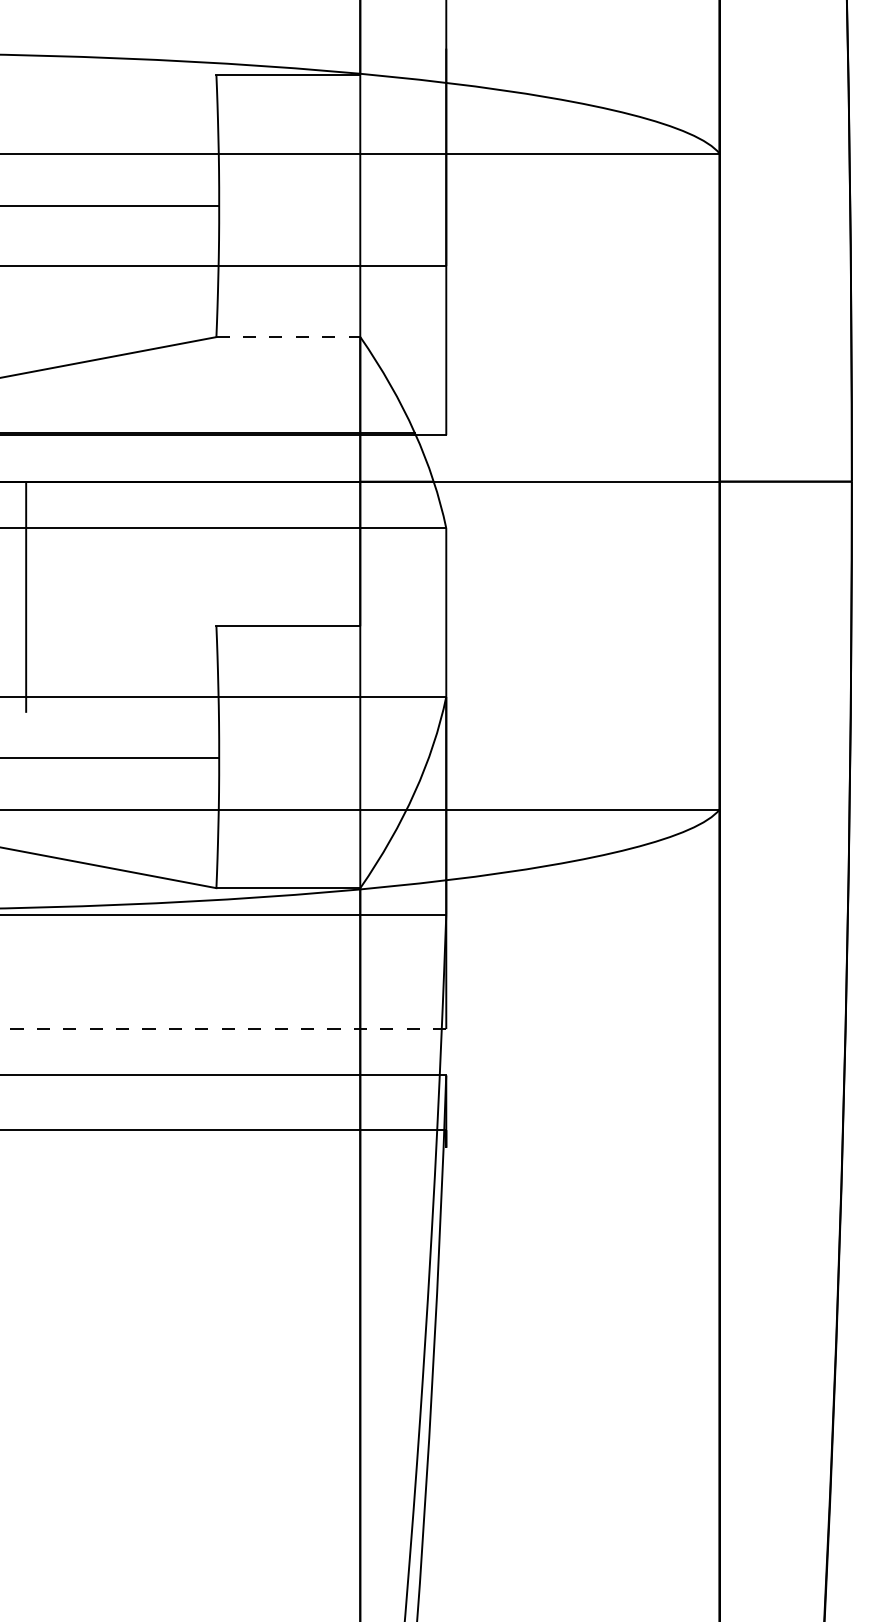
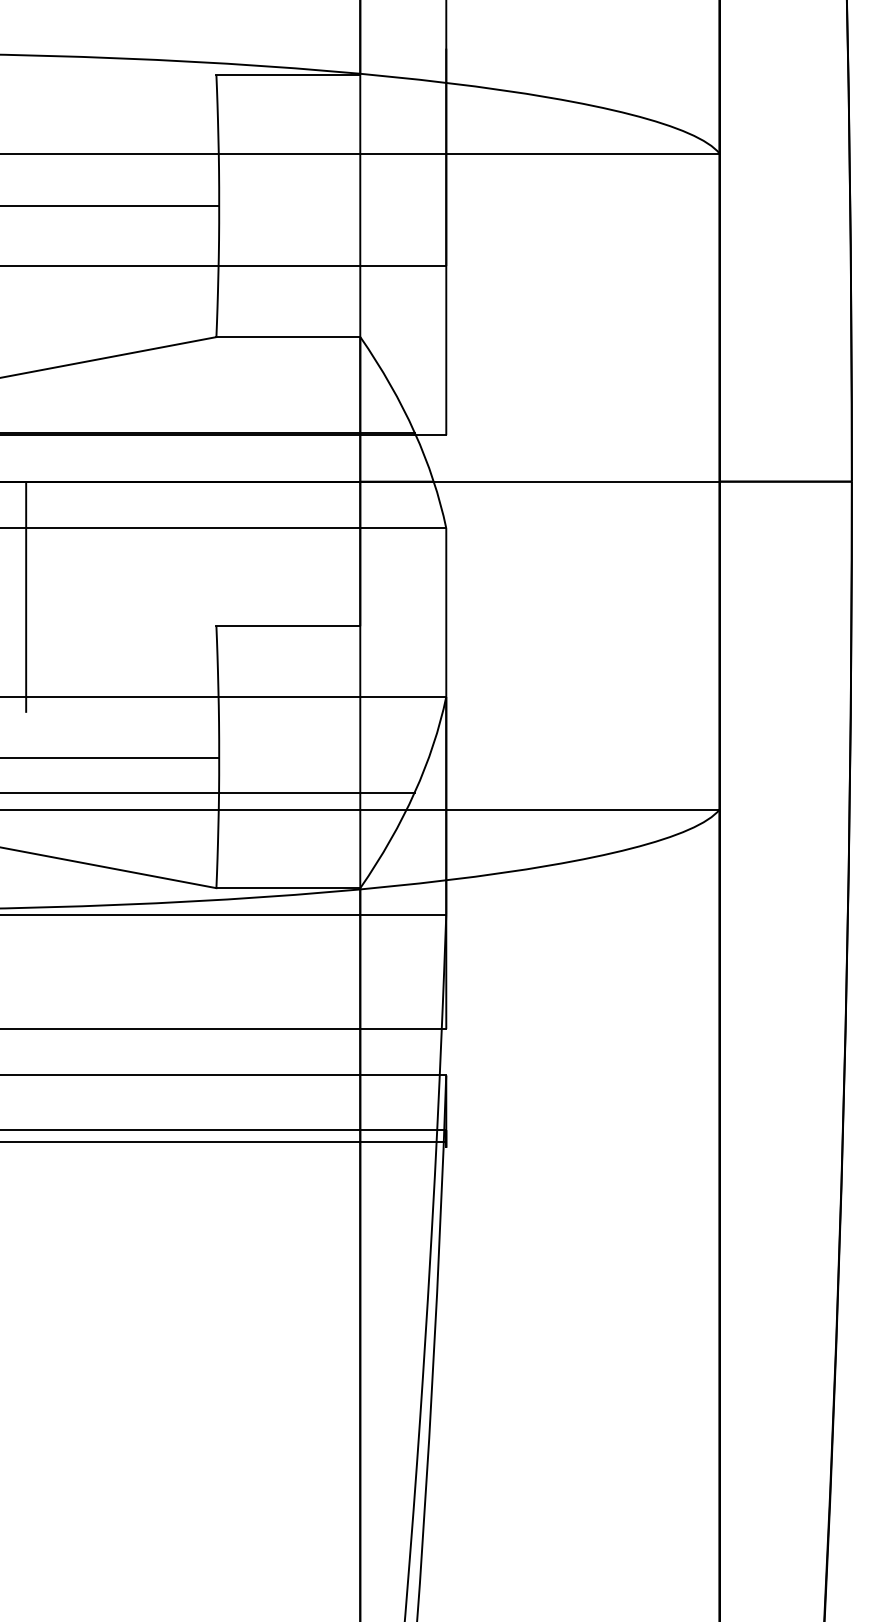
line: dashed -> solid (288, 337)
line: none -> present (208, 792)
line: dashed -> solid (223, 1029)
line: none -> present (224, 1142)
